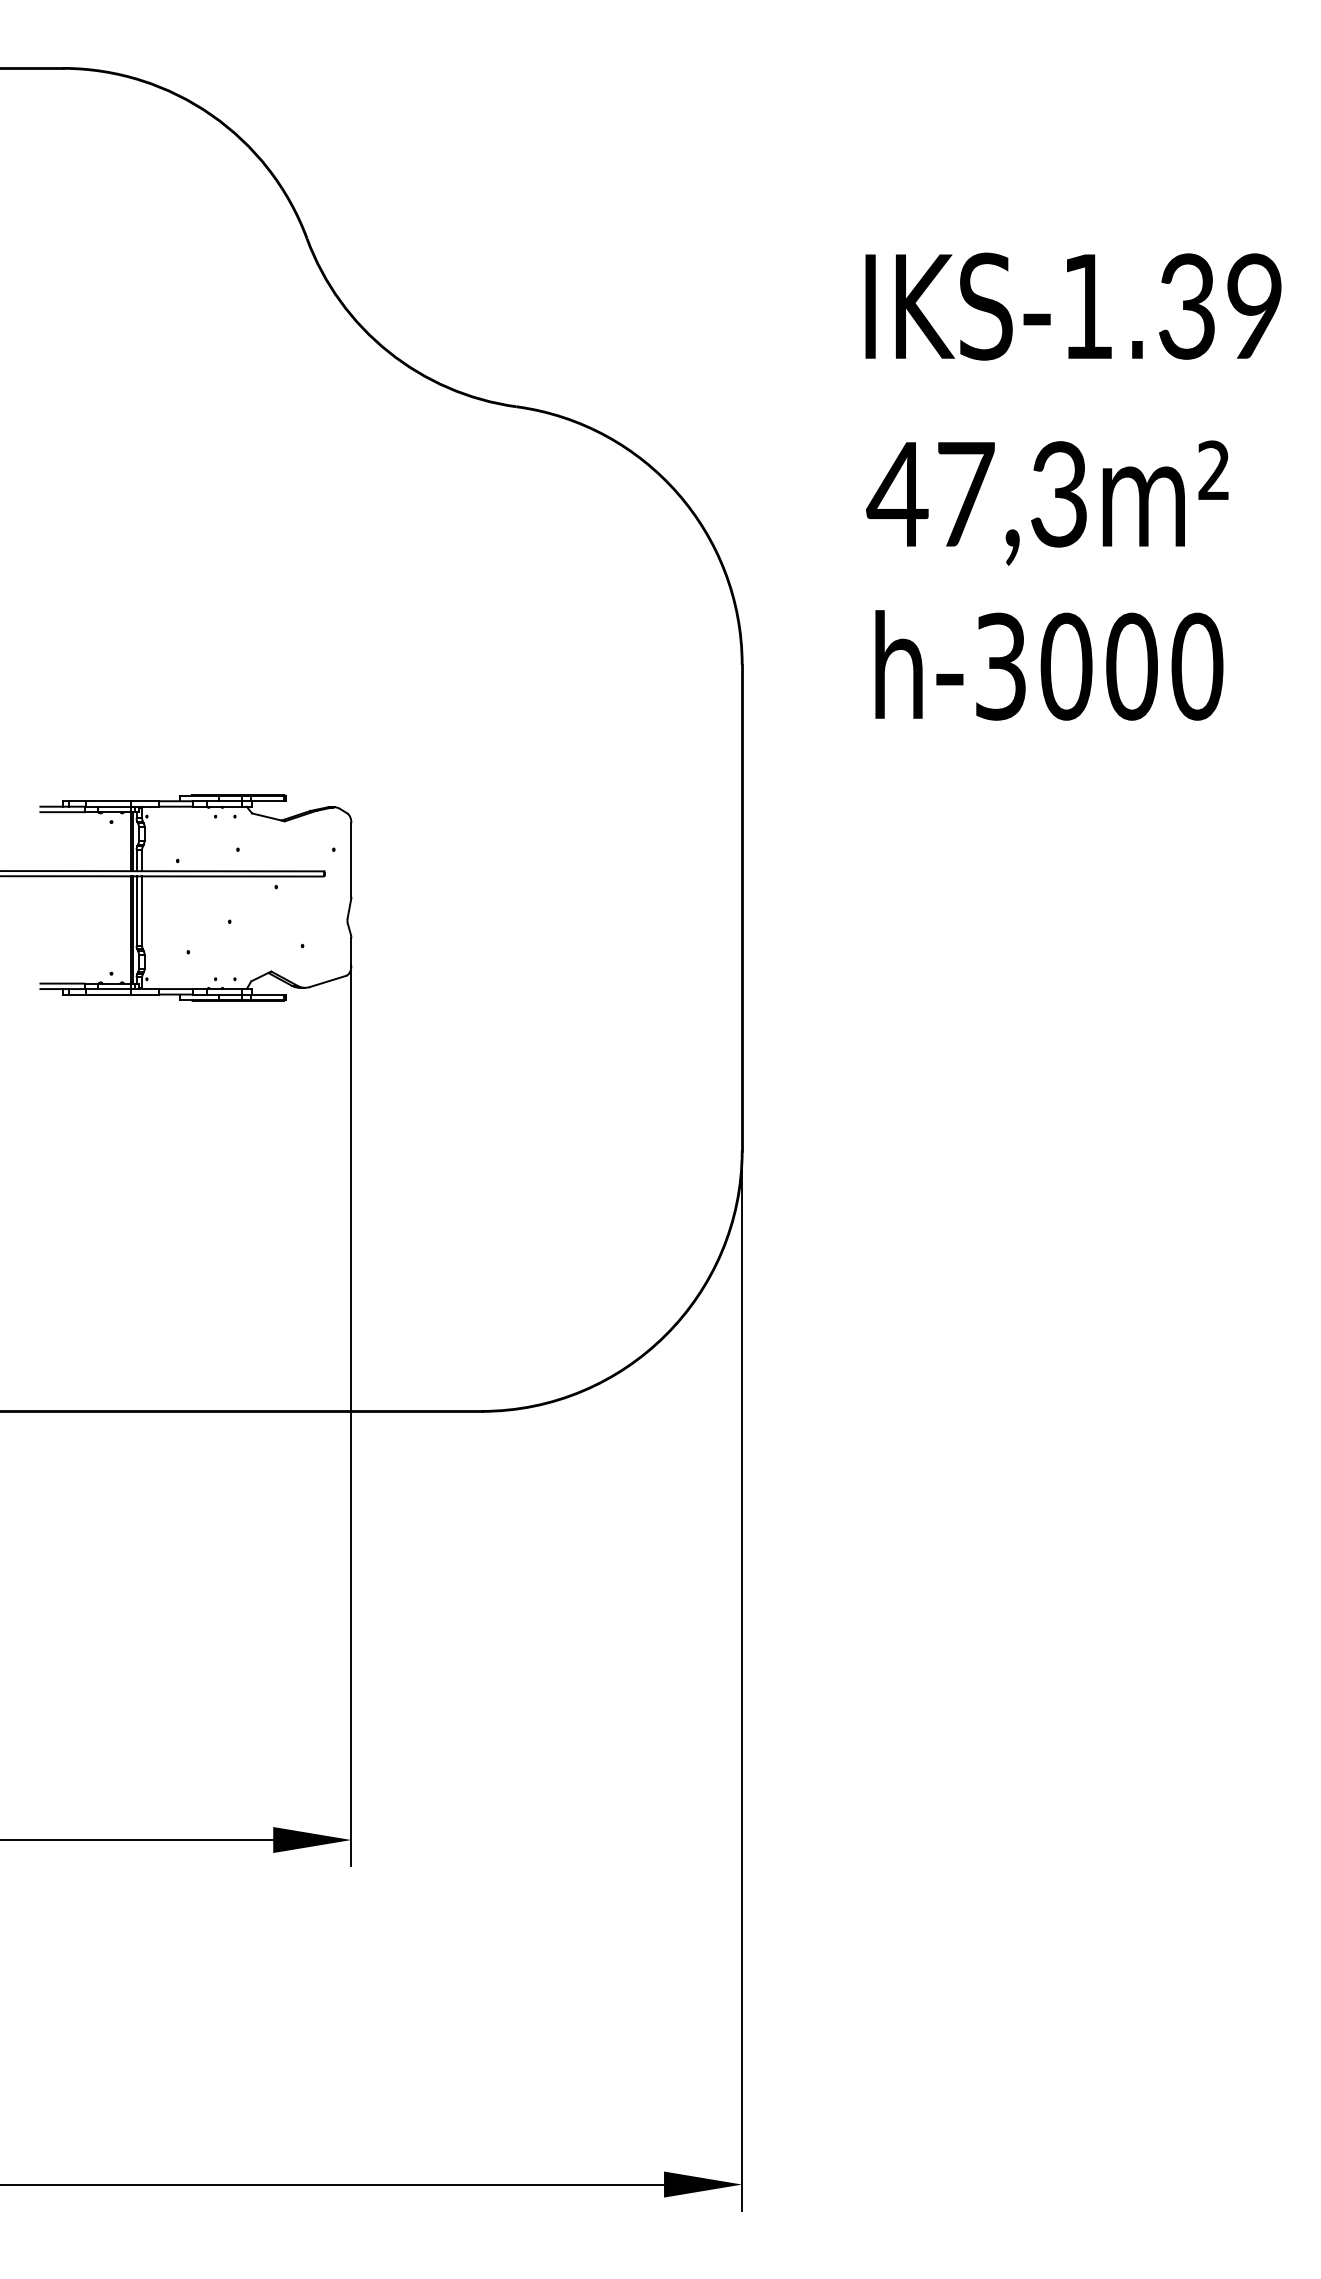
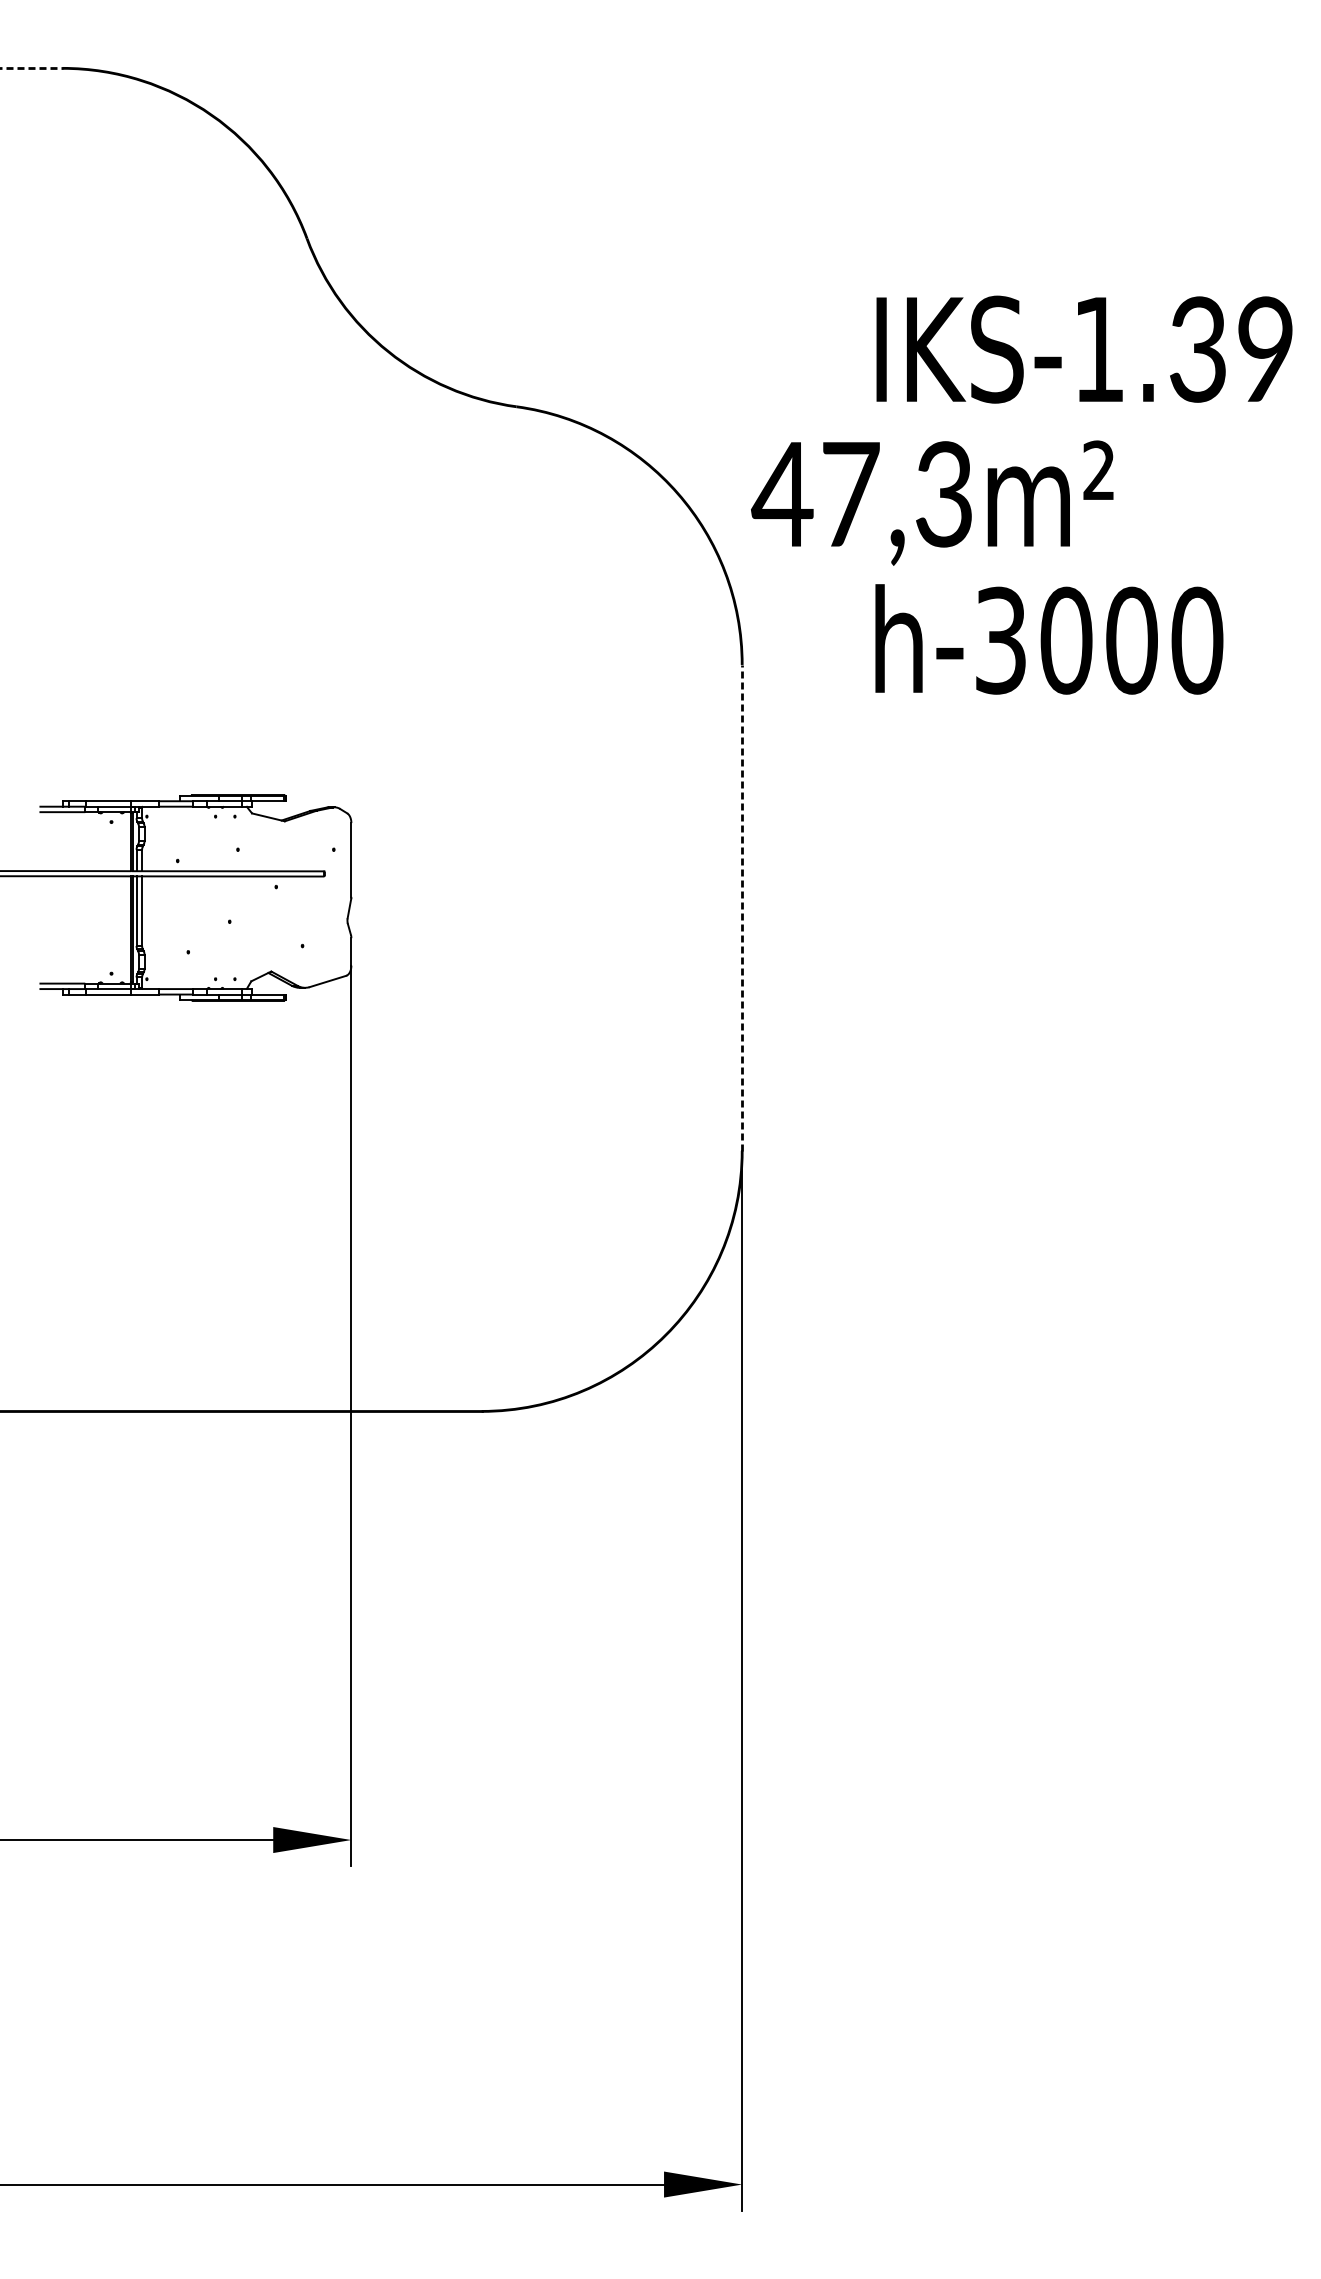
line: solid -> dashed (31, 68)
text position: (1073, 306) -> (1084, 349) (1084, 349)
text position: (1047, 502) -> (932, 502) (932, 502)
text position: (1049, 665) -> (1049, 639) (1049, 639)
line: solid -> dashed (742, 907)
